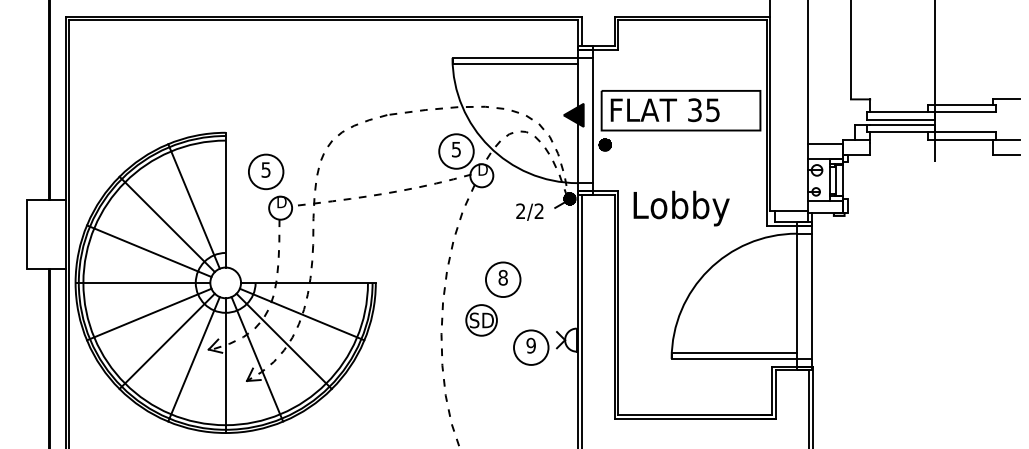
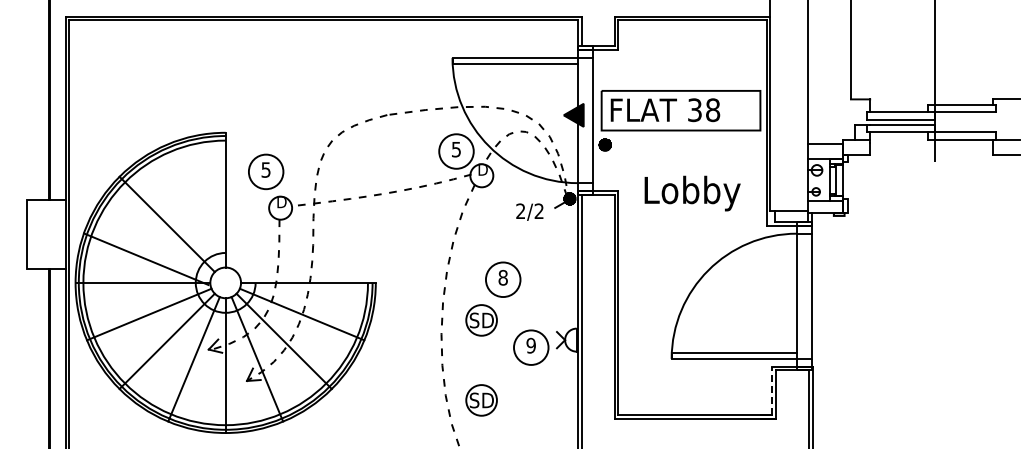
text: 35 -> 38 (713, 110)
line: present -> none (193, 206)
text position: (681, 208) -> (692, 193) (692, 193)
line position: (149, 251) -> (146, 259) (146, 259)
line: solid -> dashed (771, 390)
part: none -> present (481, 400)
